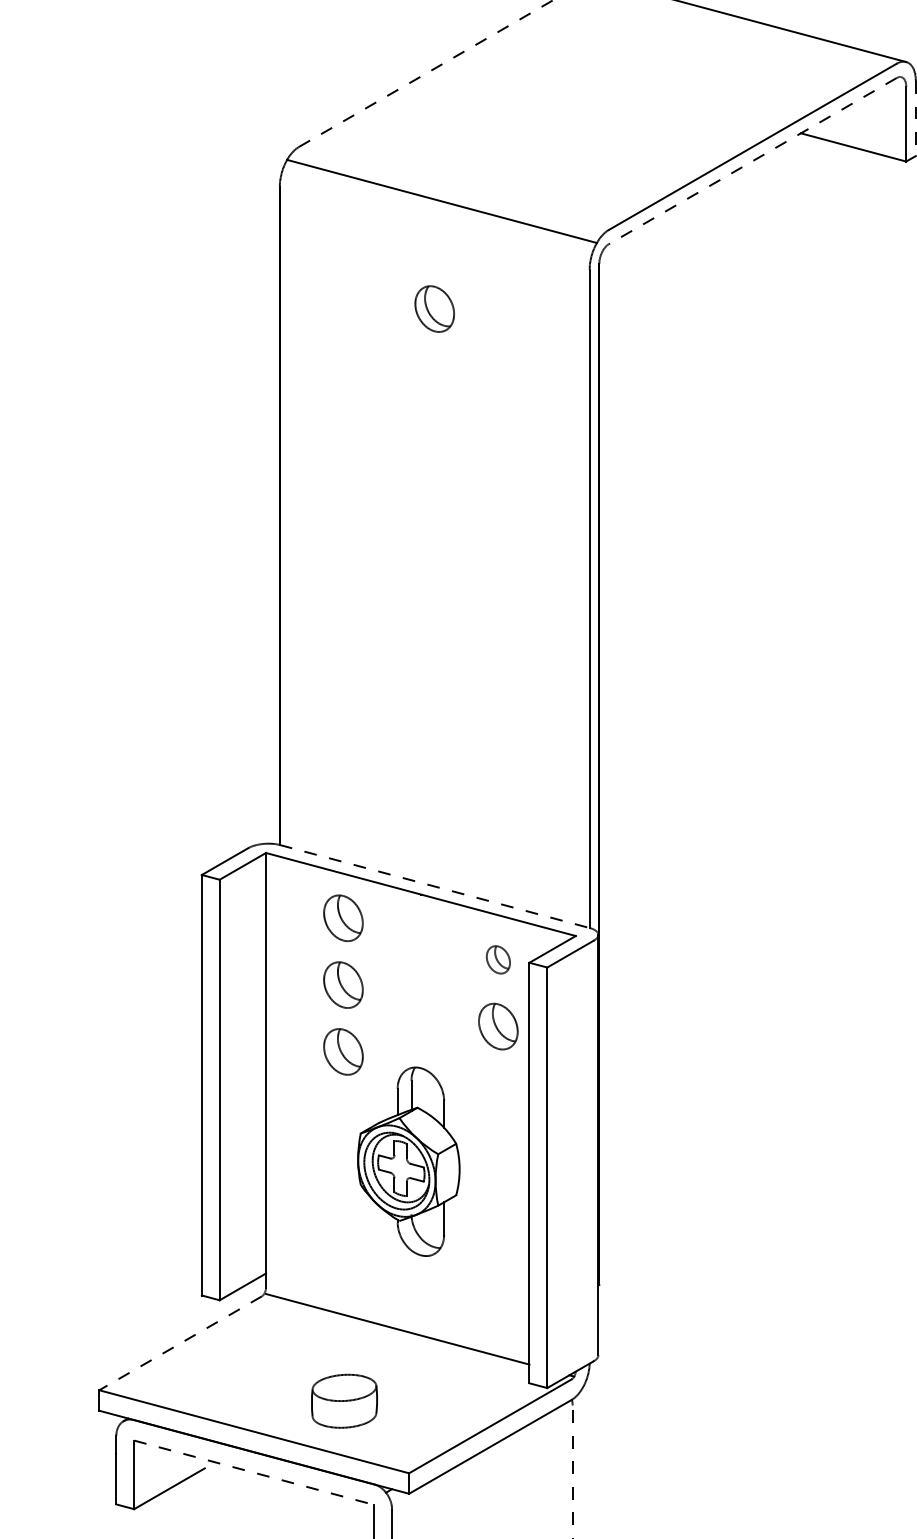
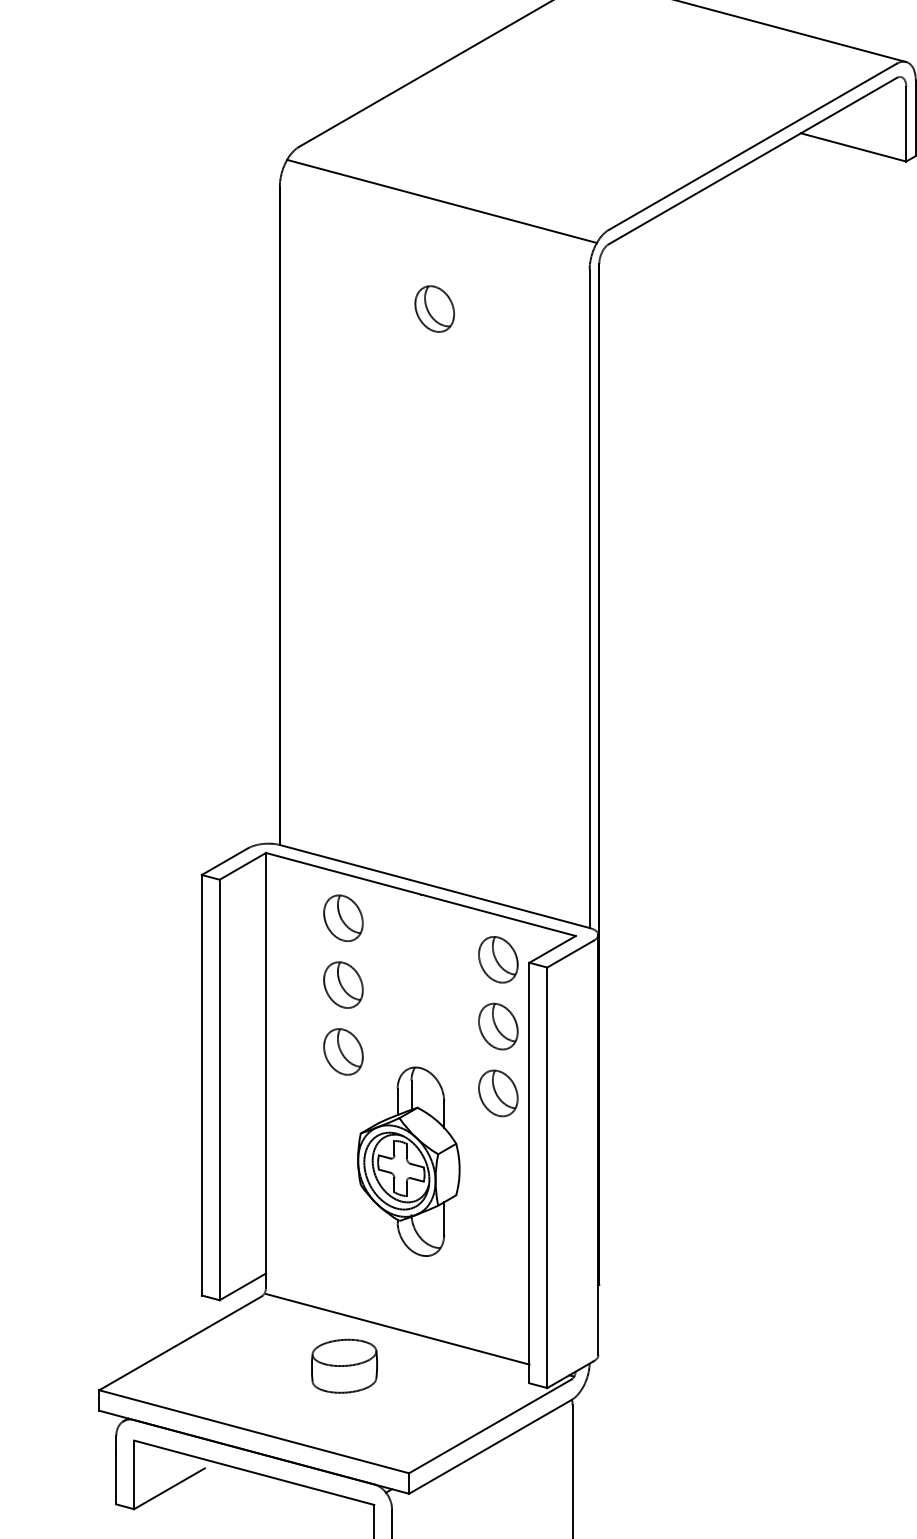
line: dashed -> solid (426, 73)
line: dashed -> solid (915, 119)
line: dashed -> solid (752, 161)
line: dashed -> solid (435, 886)
part size: 26x30 px -> 41x48 px (498, 959)
part: none -> present (498, 1093)
line: dashed -> solid (180, 1343)
part position: (344, 1400) -> (344, 1365) (344, 1365)
line: dashed -> solid (572, 1471)
line: dashed -> solid (254, 1472)
